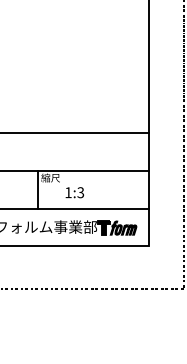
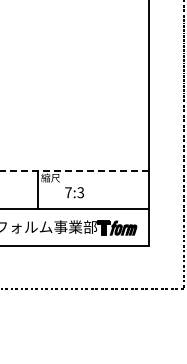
line: present -> none (75, 133)
line: solid -> dashed (74, 170)
text: 1:3 -> 7:3 (68, 192)
